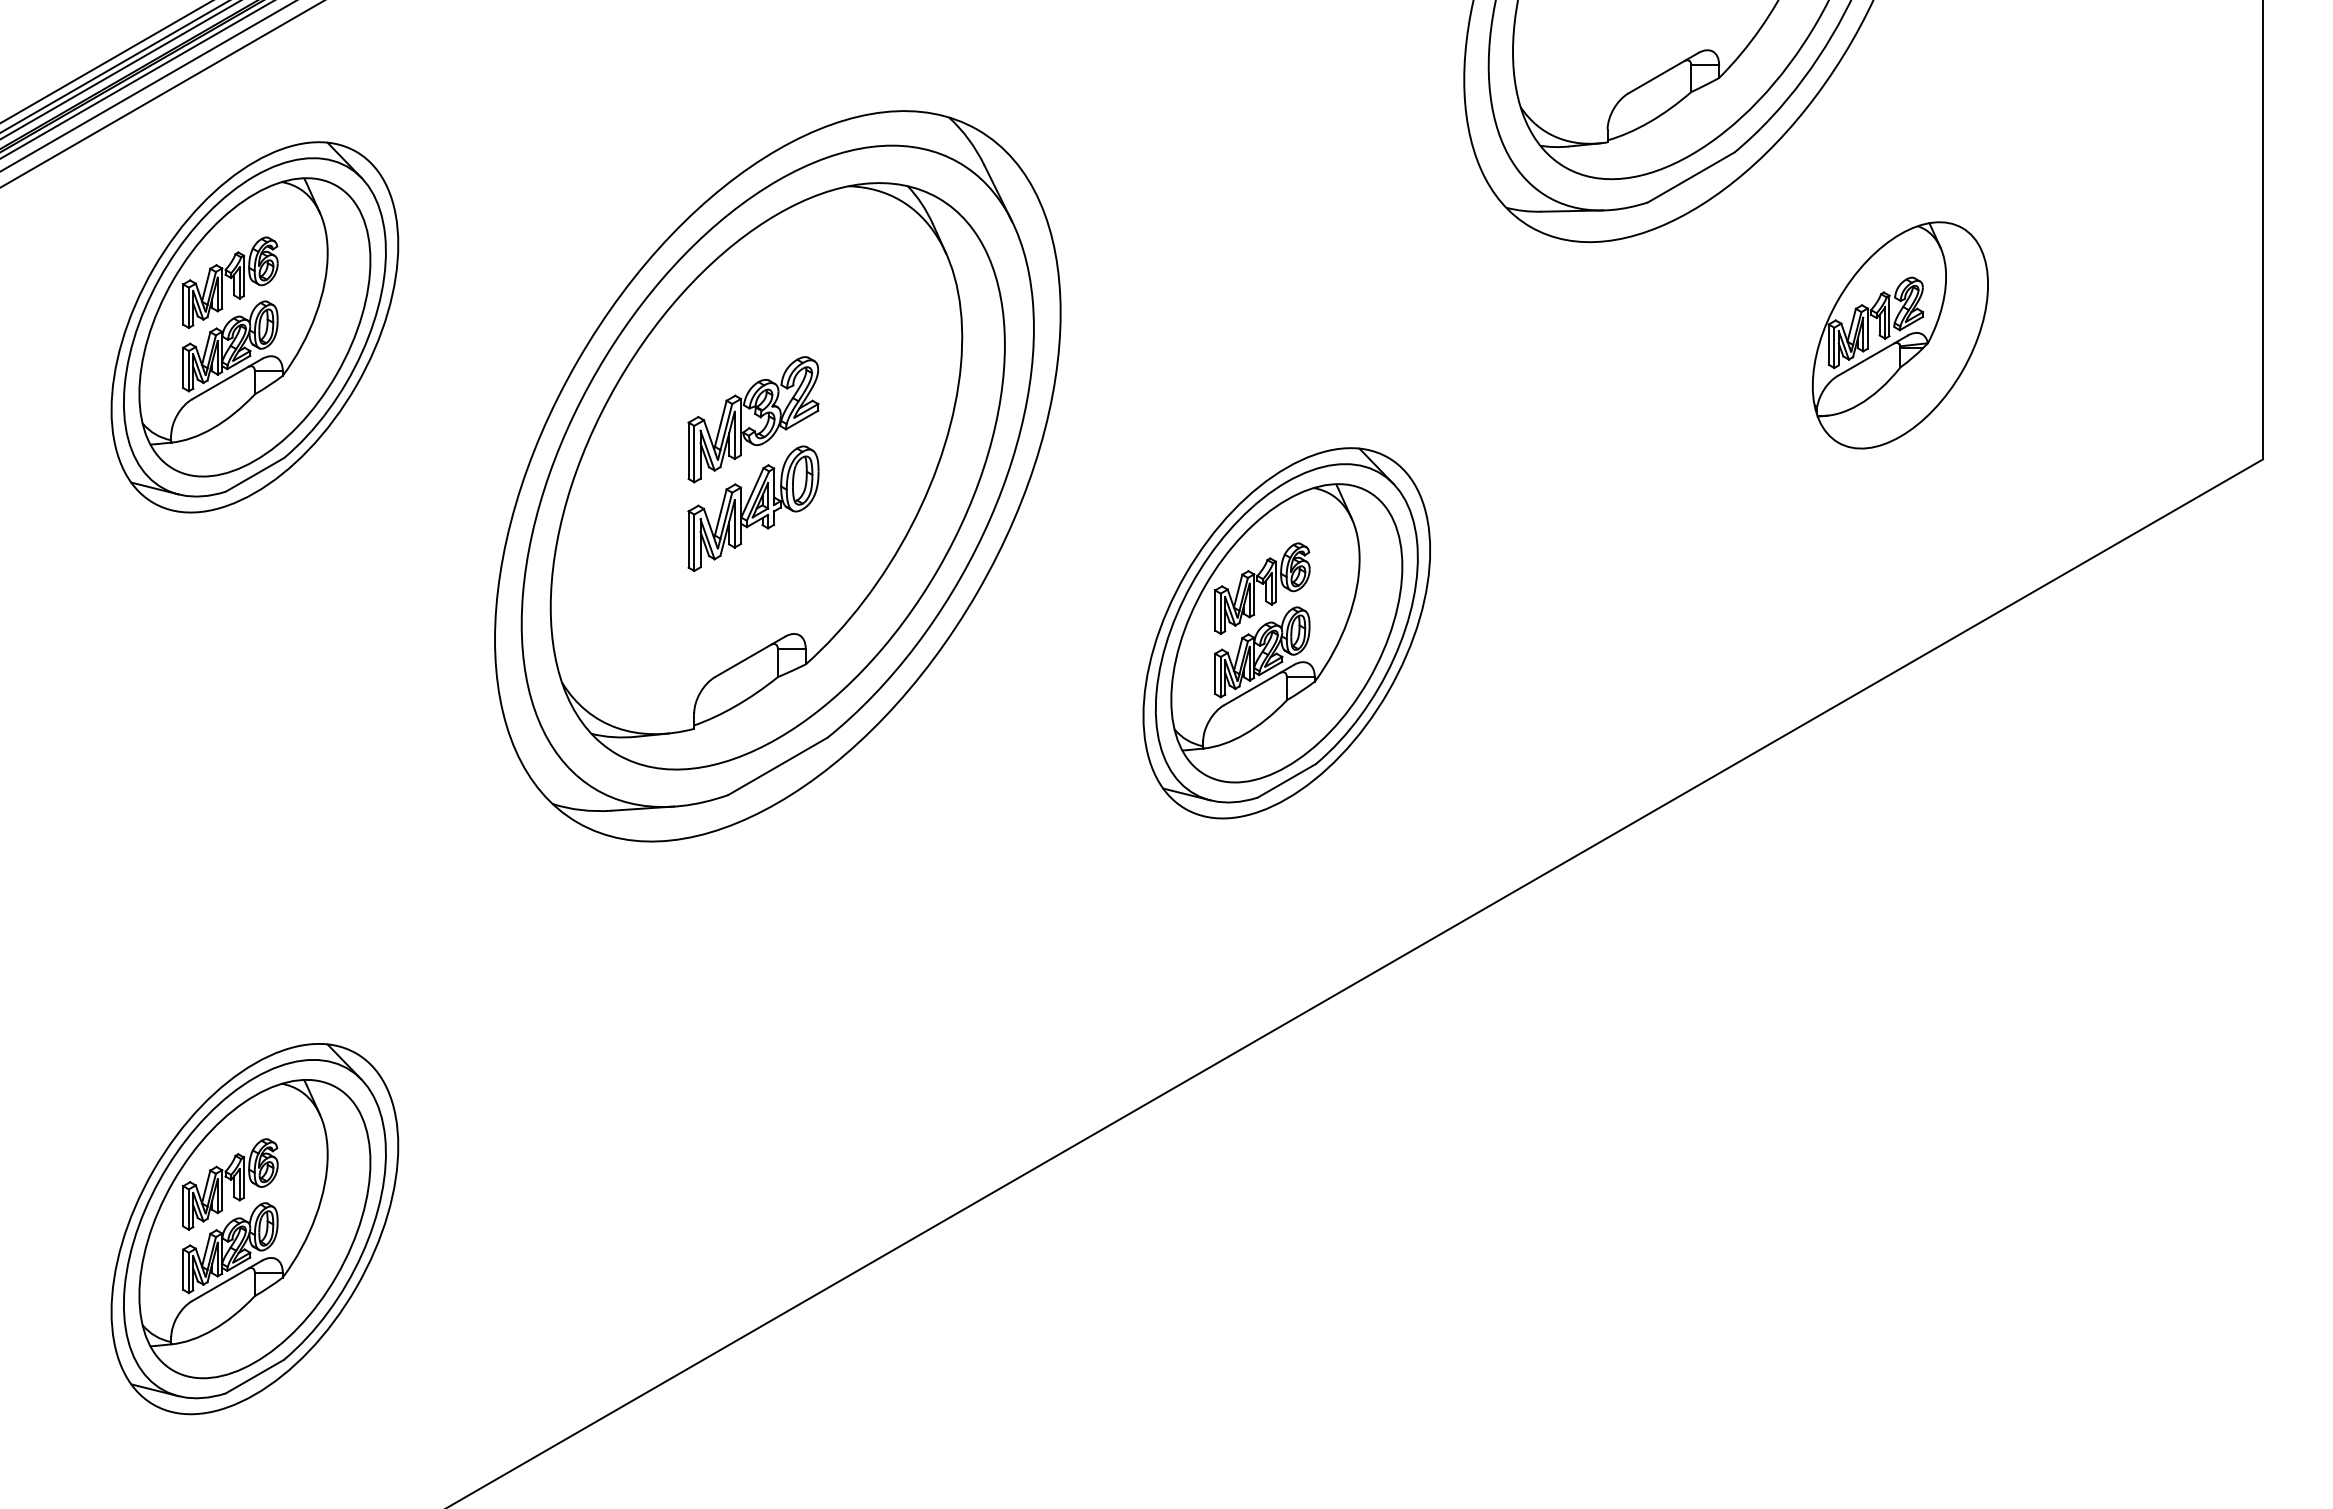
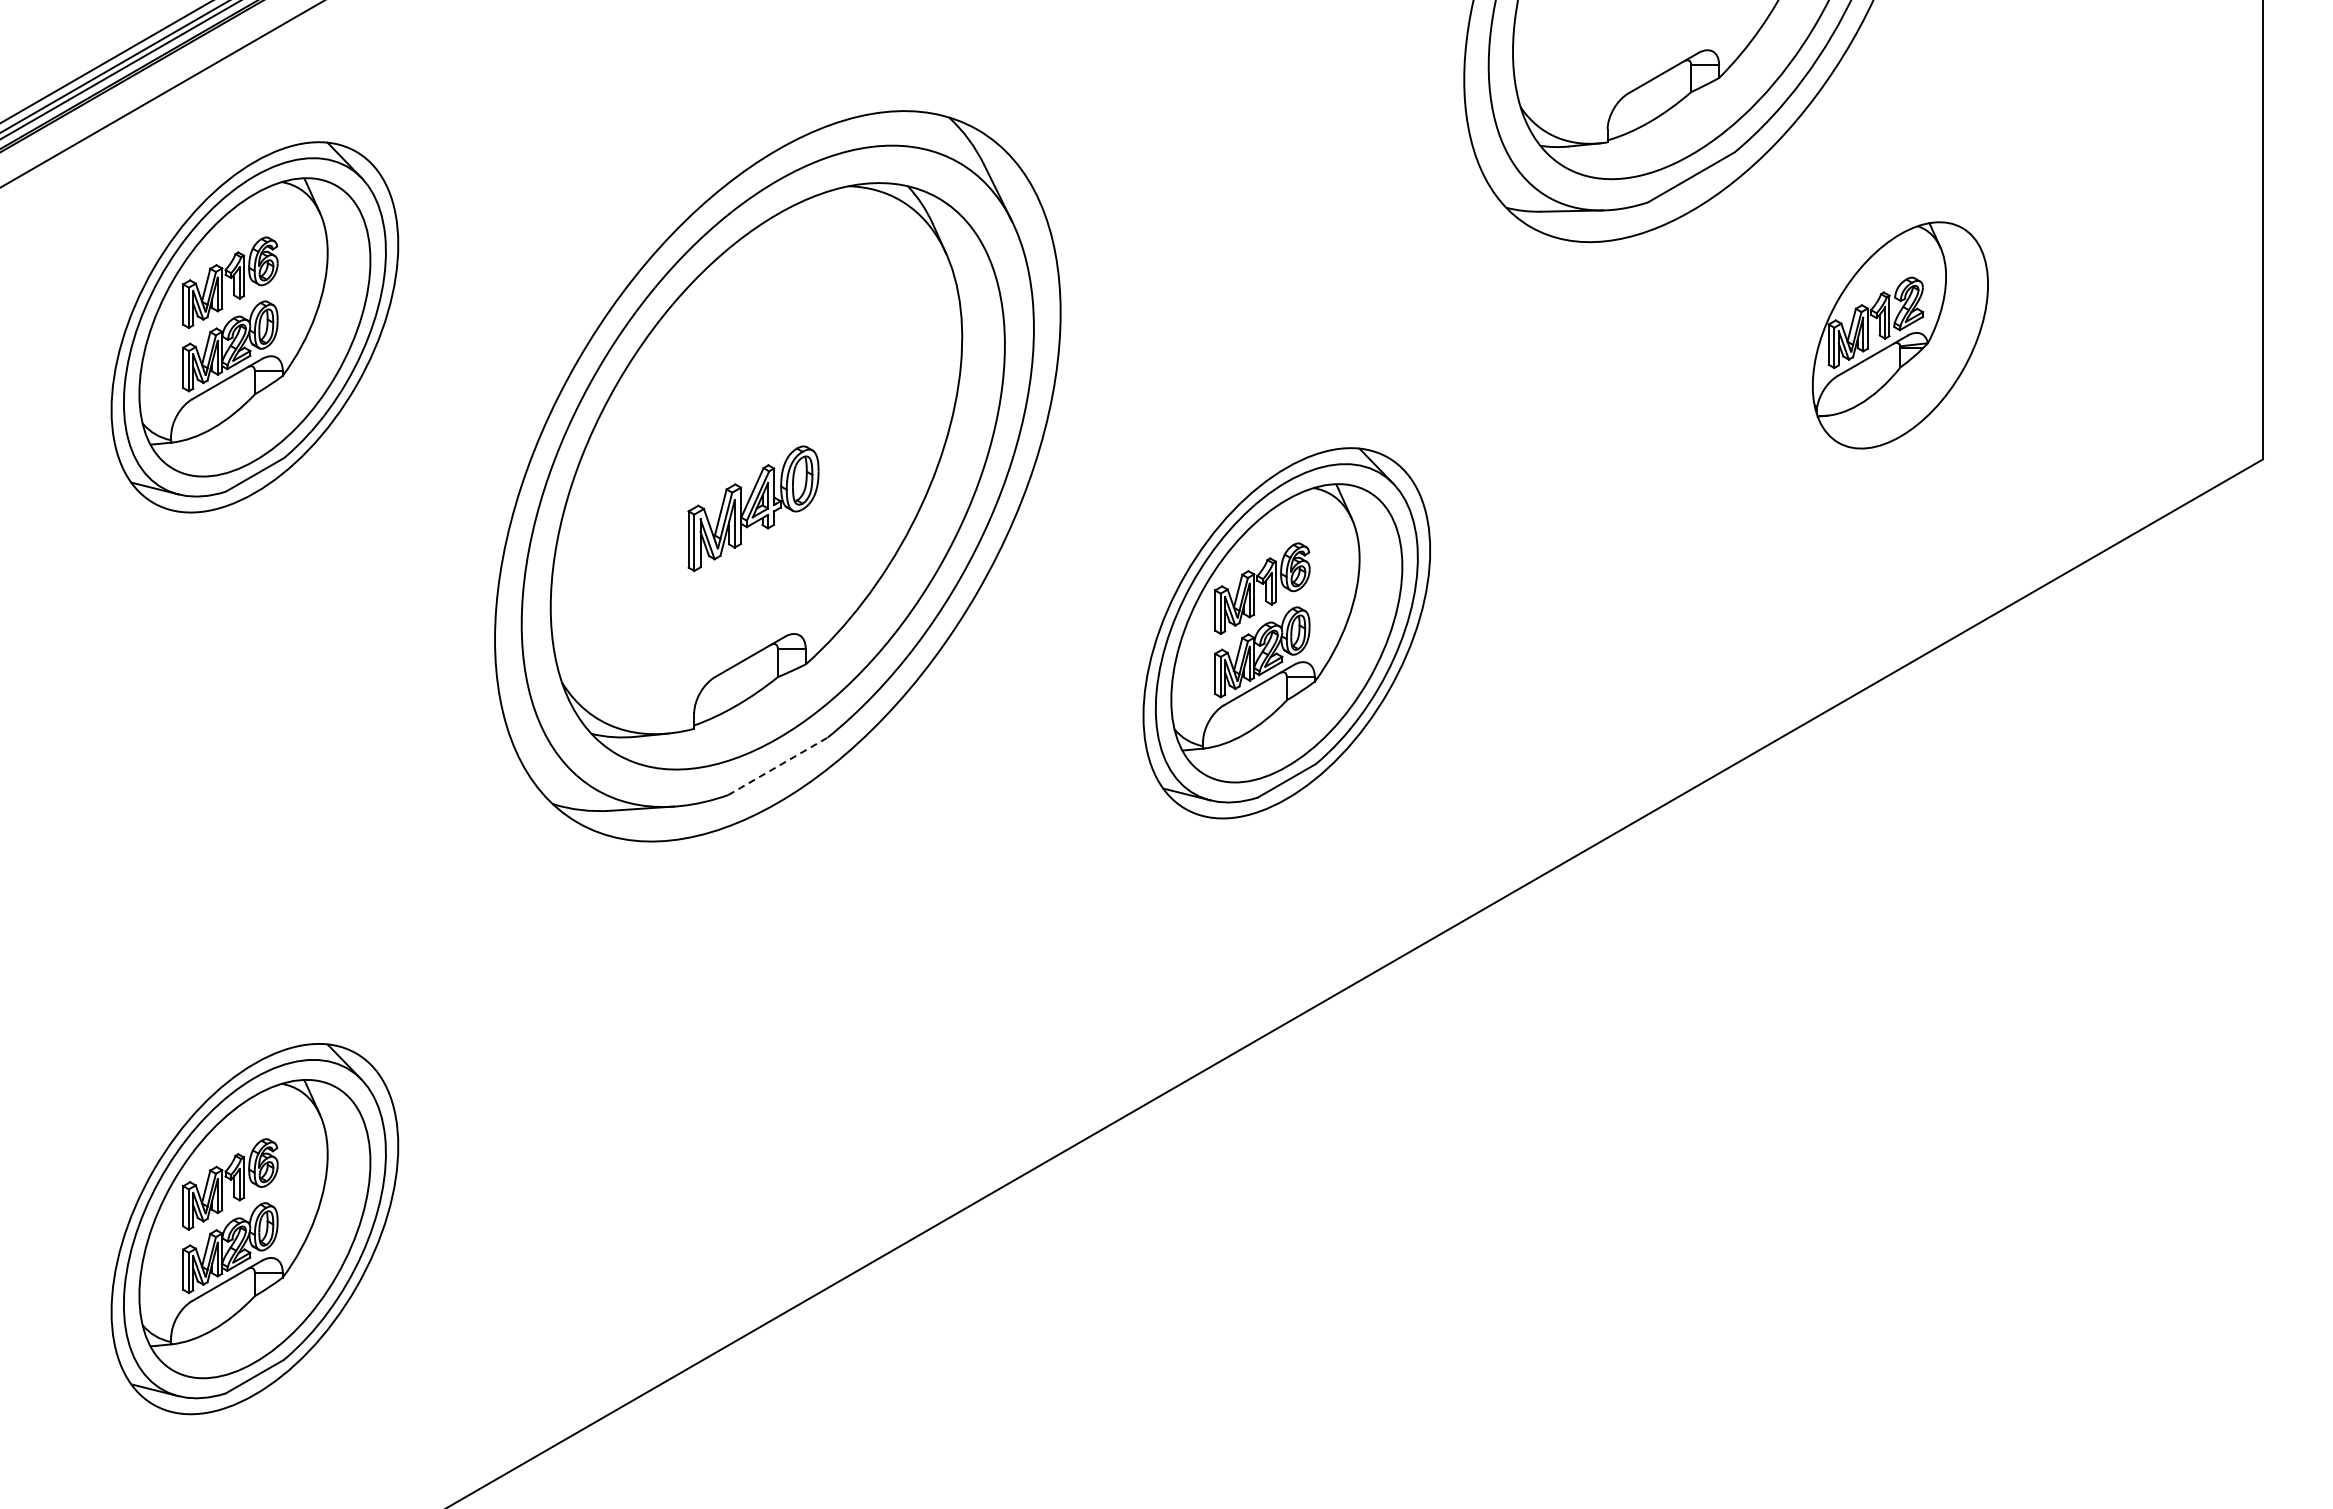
line: present -> none (136, 79)
line: present -> none (147, 86)
part: present -> none (753, 419)
line: solid -> dashed (778, 766)
